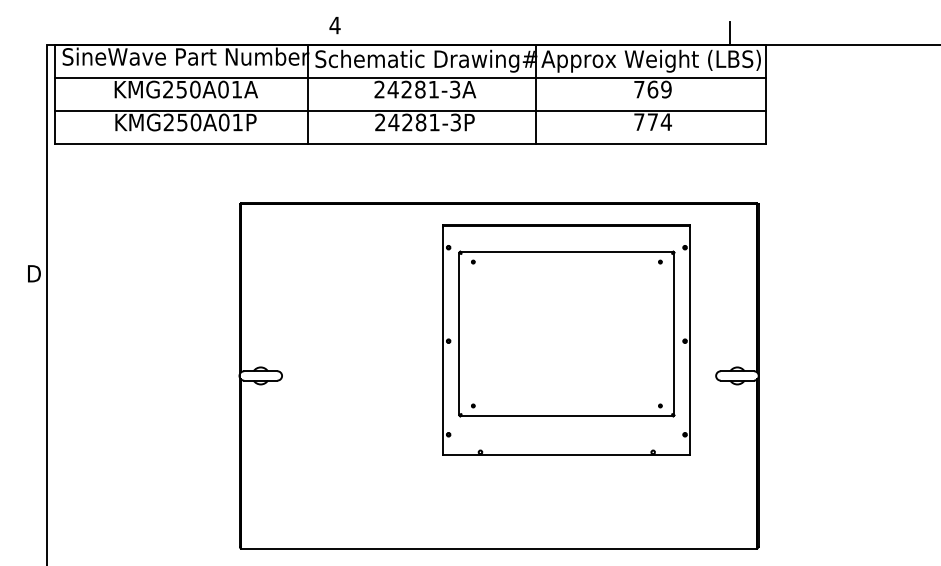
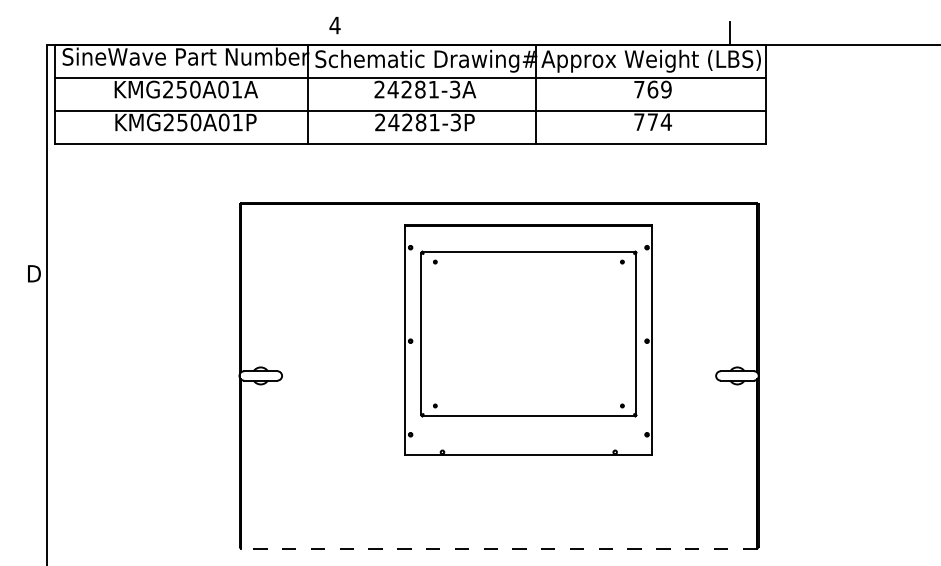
part position: (566, 339) -> (528, 339) (528, 339)
line: solid -> dashed (499, 549)
